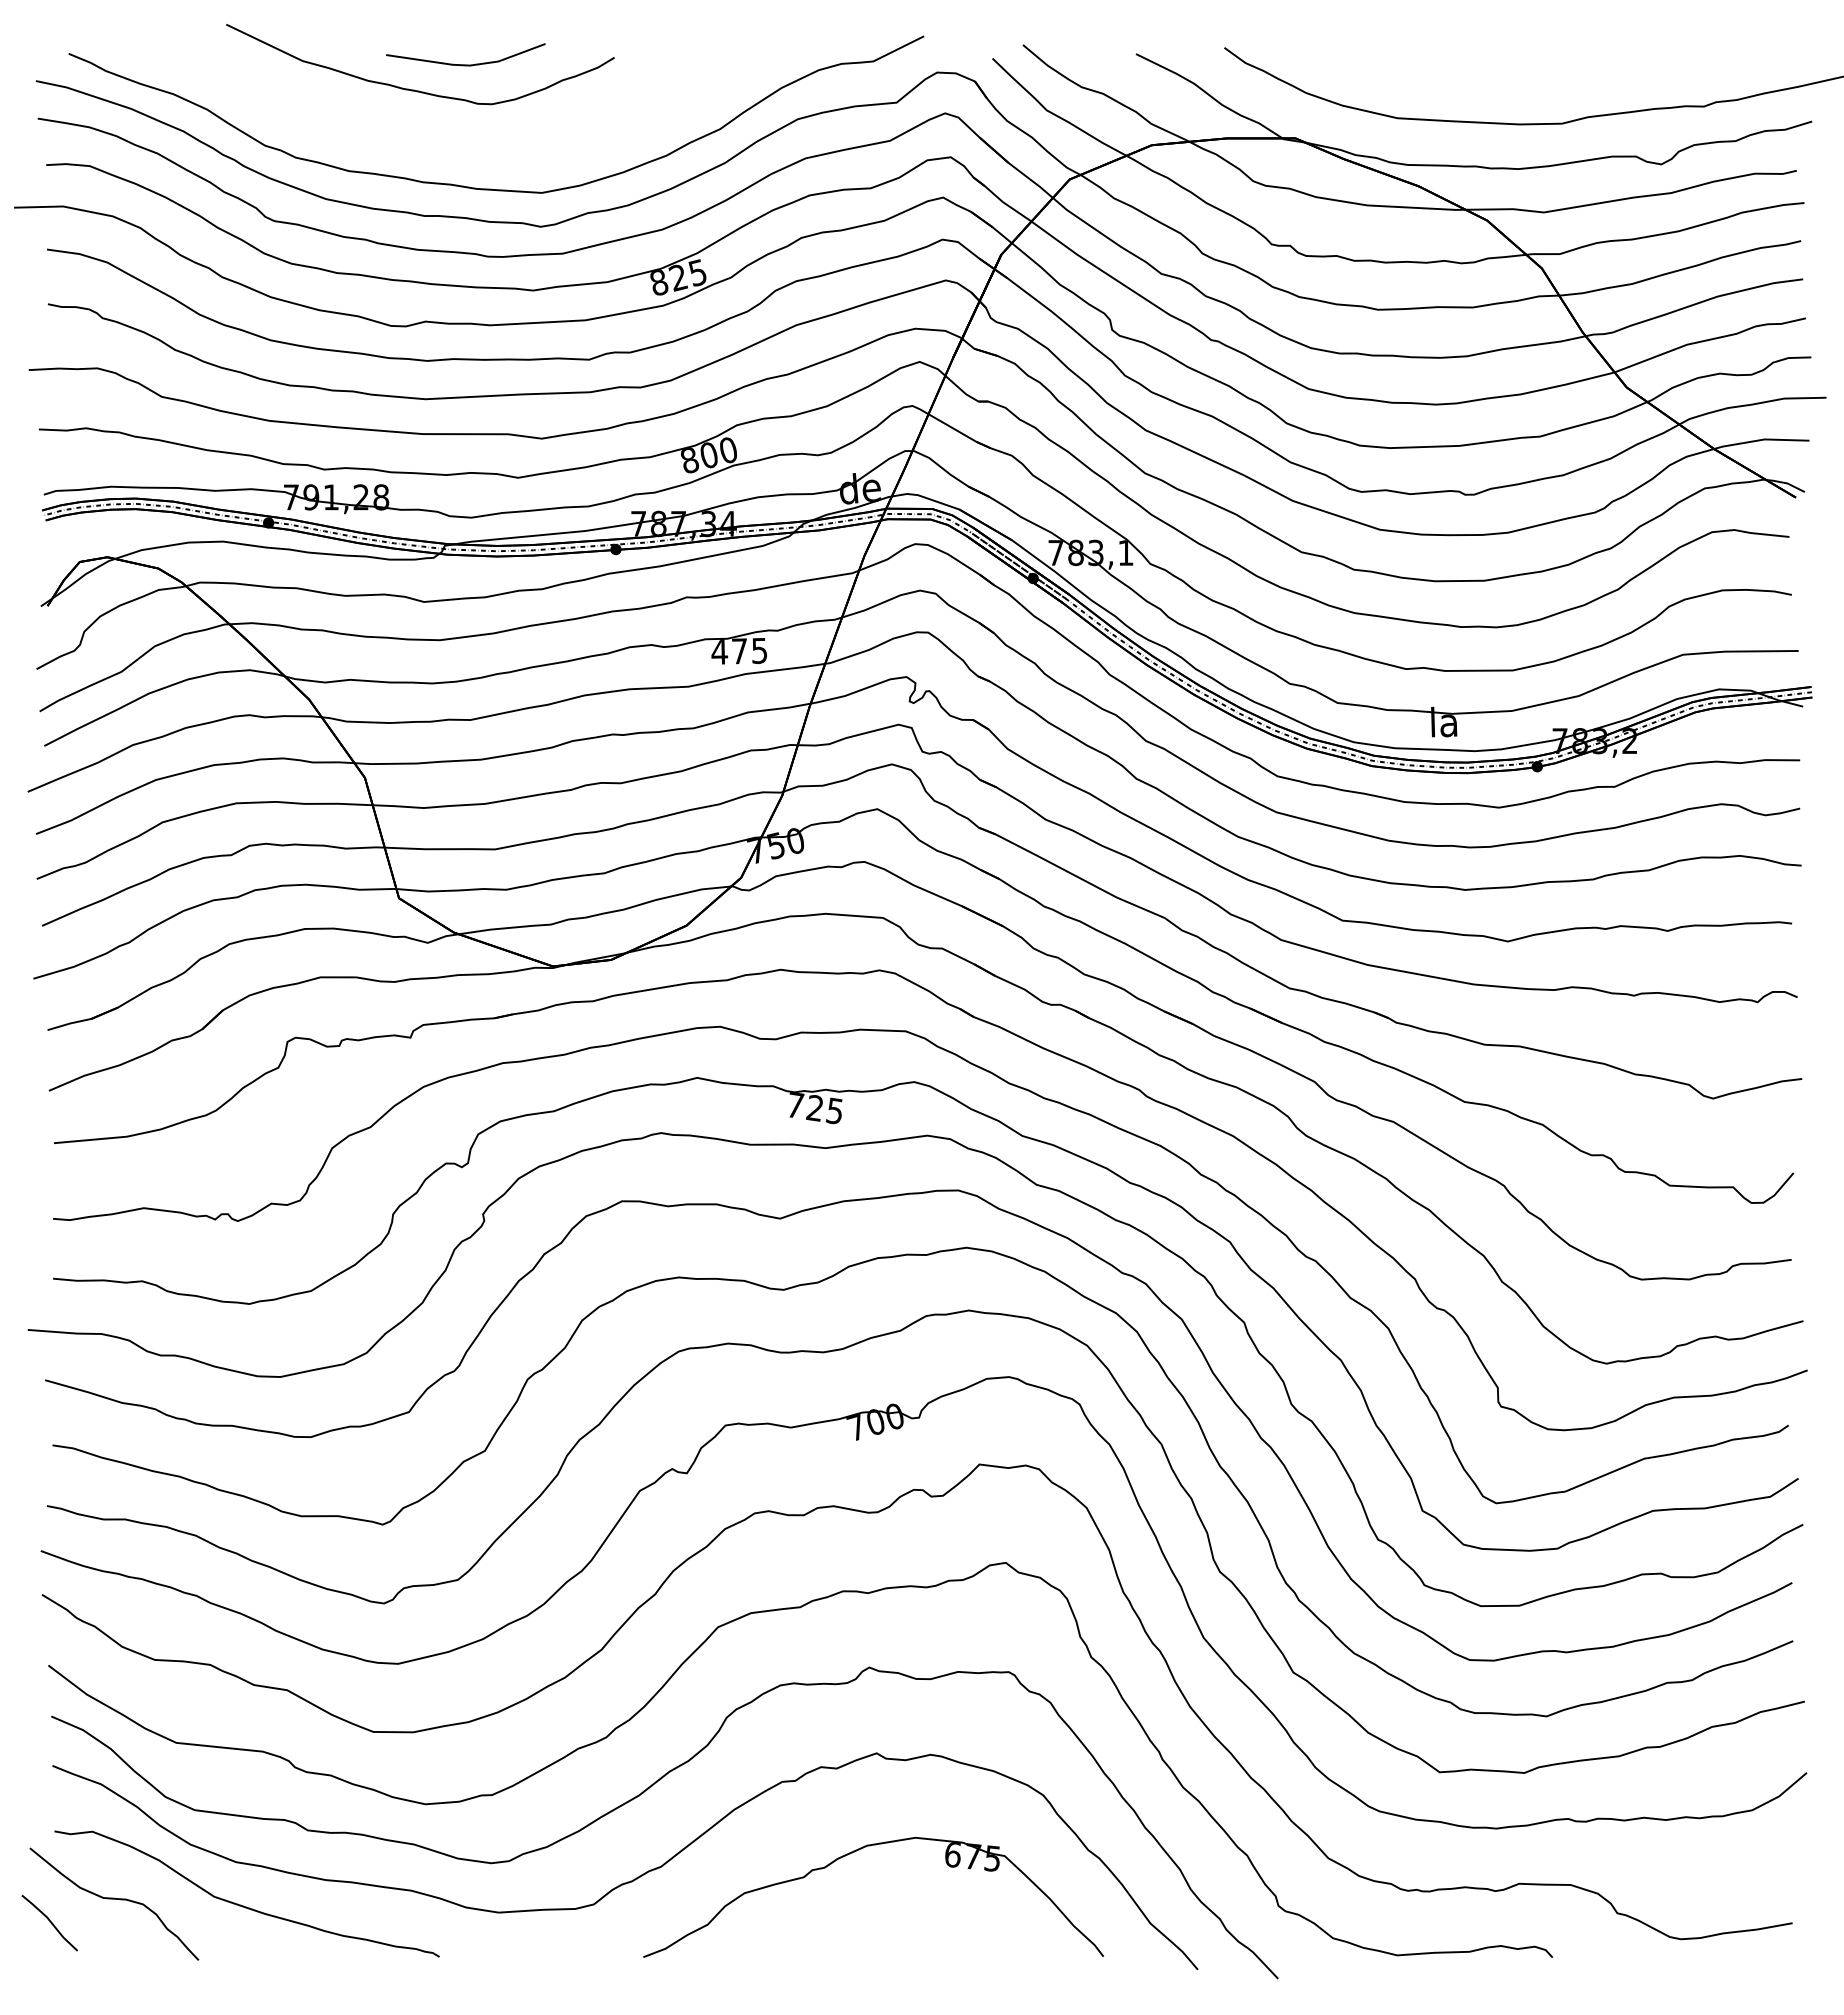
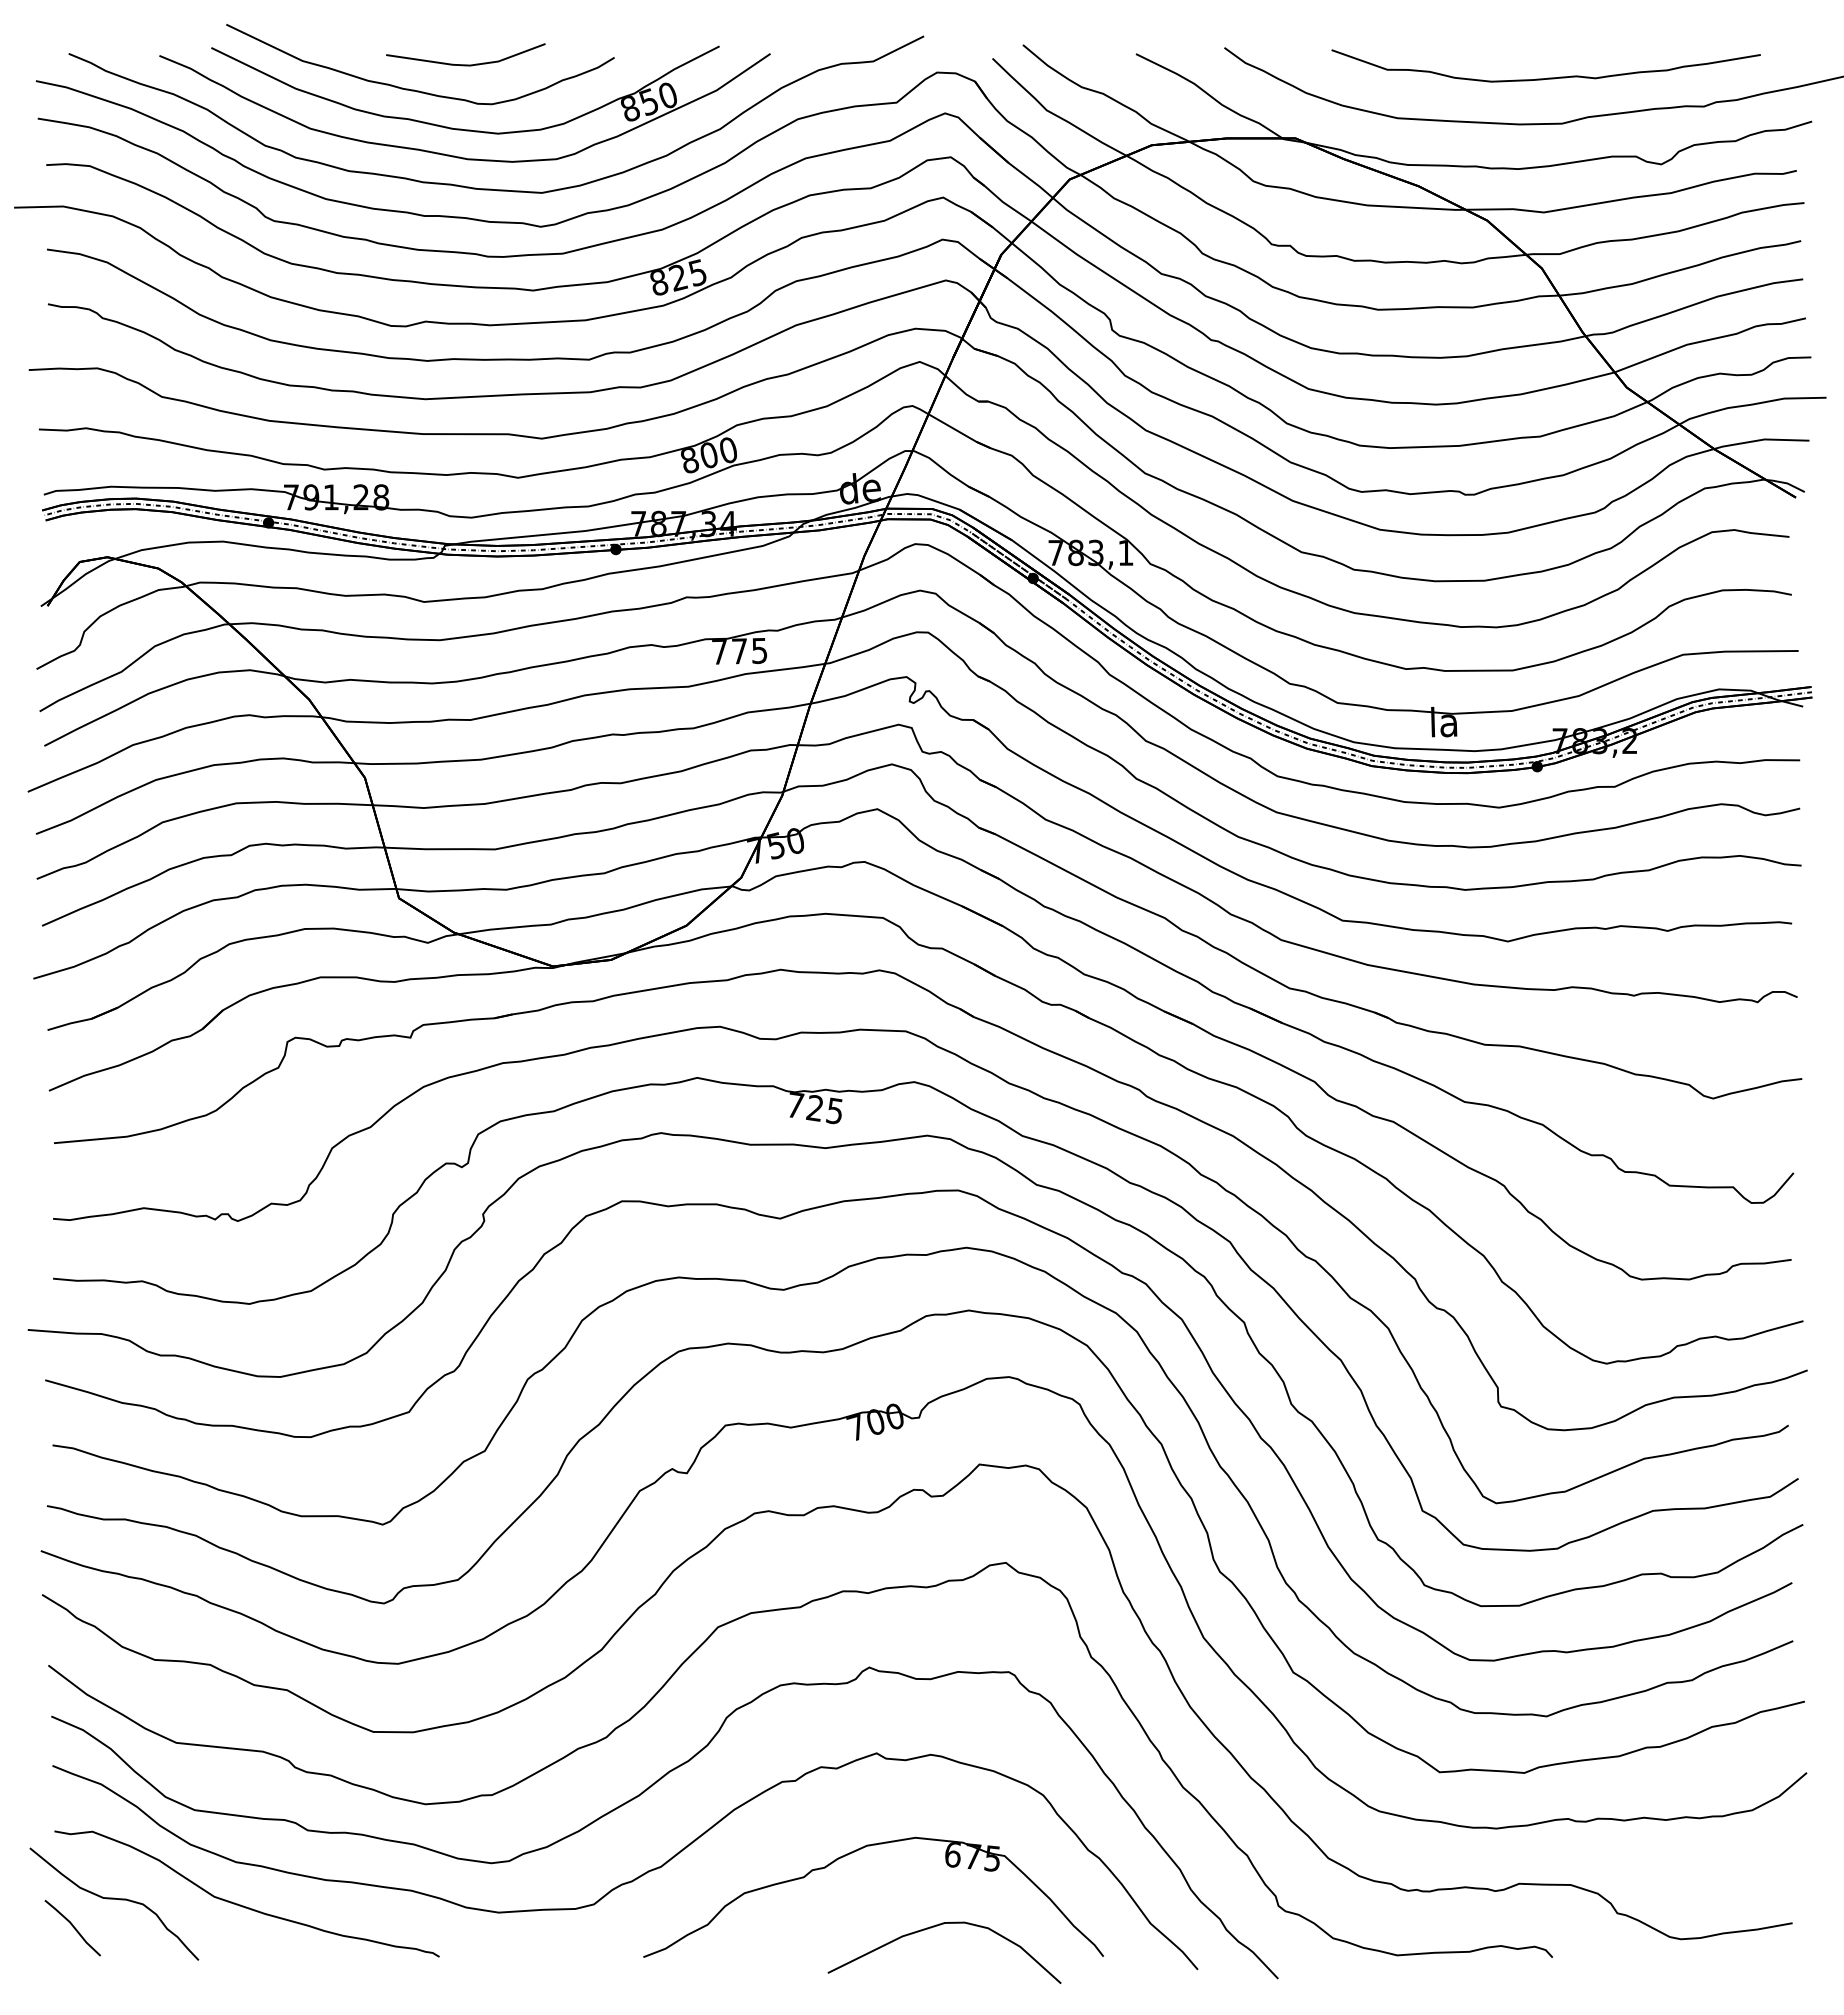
curve: none -> present (1547, 77)
part: none -> present (461, 128)
text: 475 -> 775 (719, 651)
line position: (50, 1923) -> (73, 1928) (73, 1928)
curve: none -> present (937, 1926)
